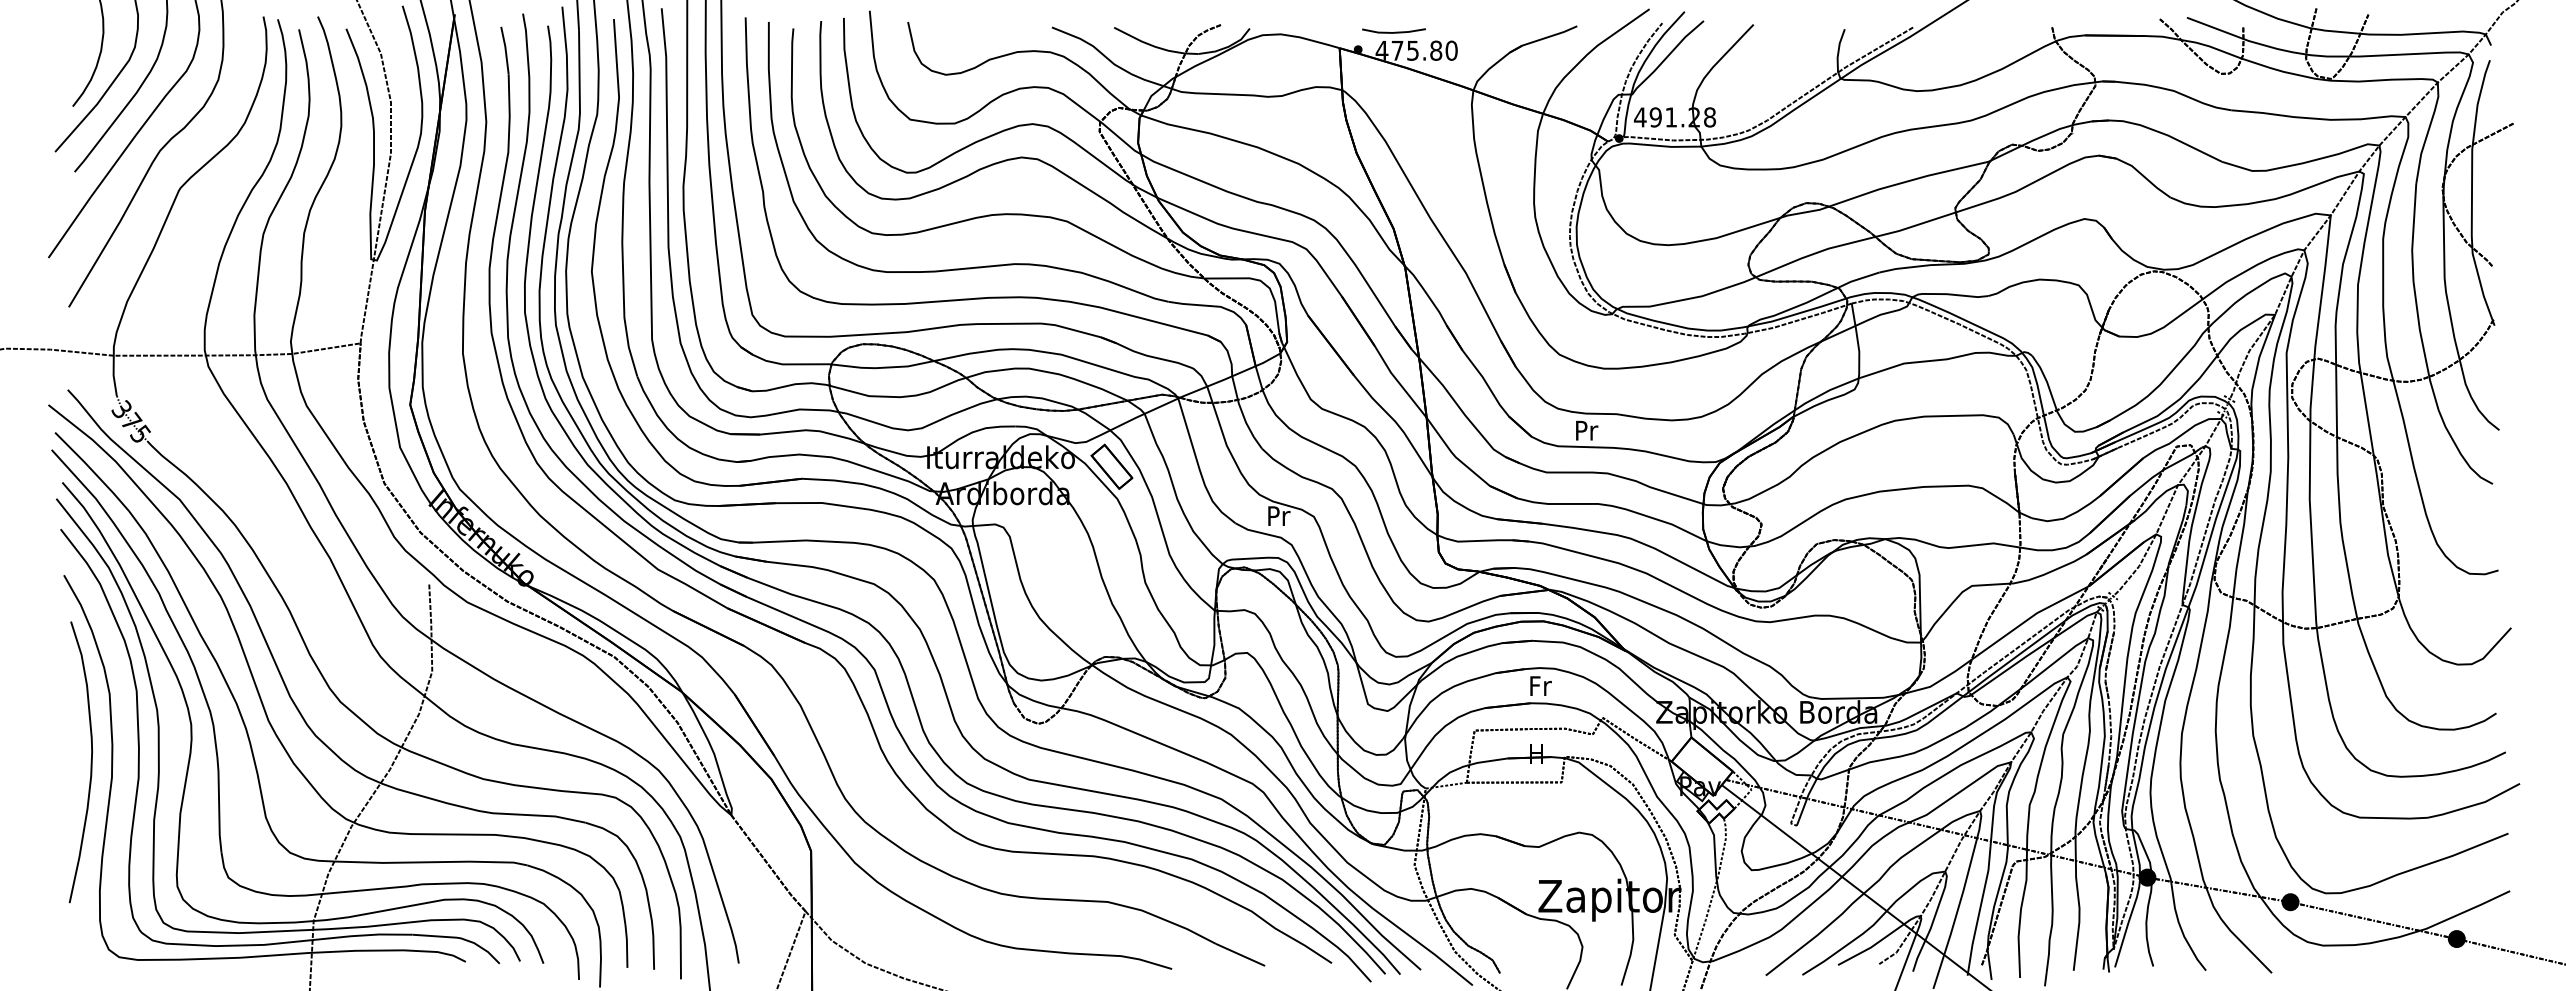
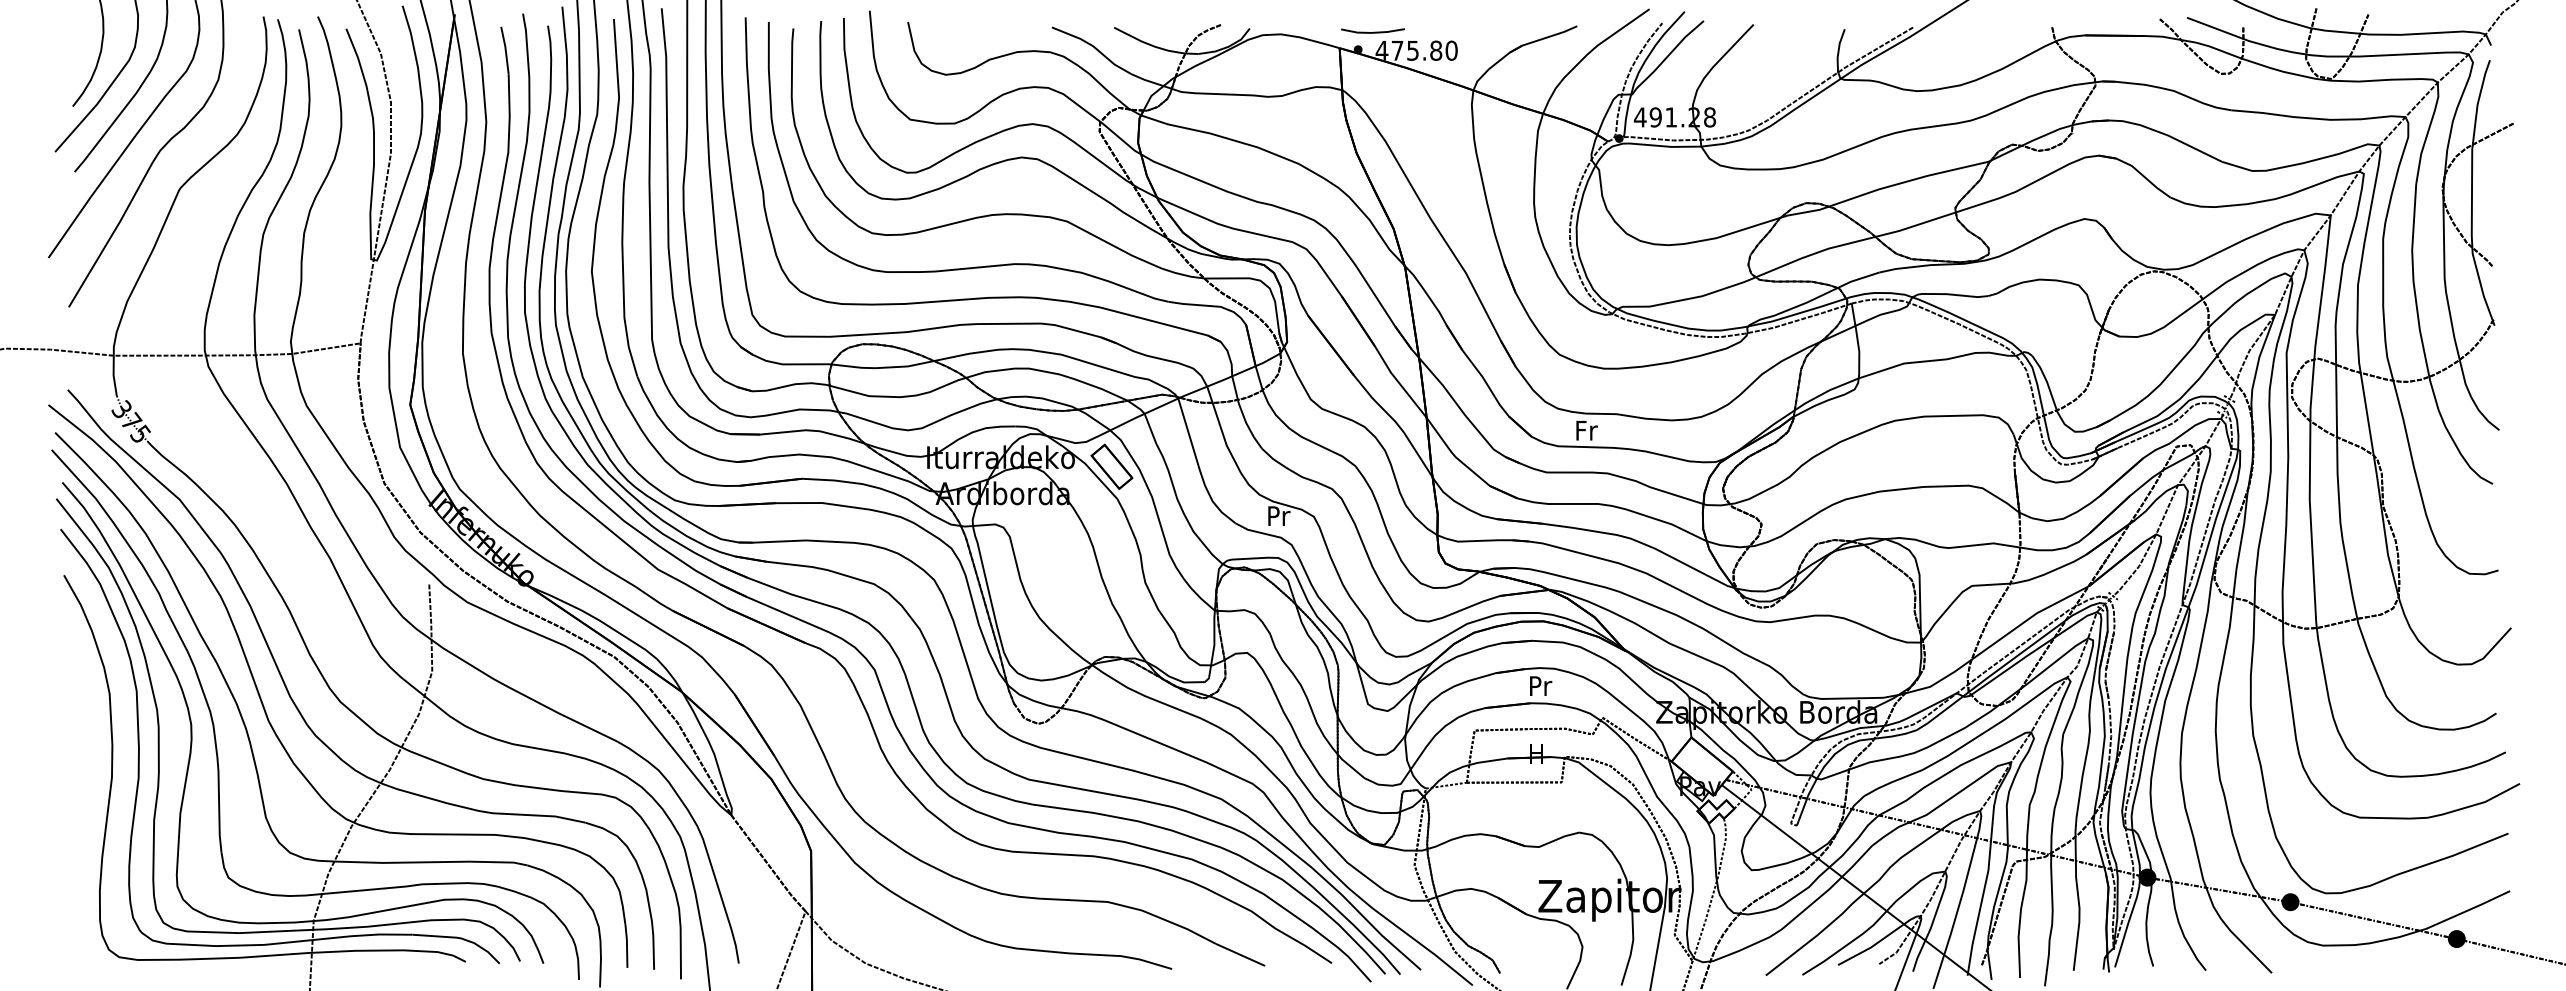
line position: (1394, 31) -> (1373, 31) (1373, 31)
text: Pr -> Fr (1587, 430)
text: Fr -> Pr (1541, 685)
curve: present -> none (90, 762)
